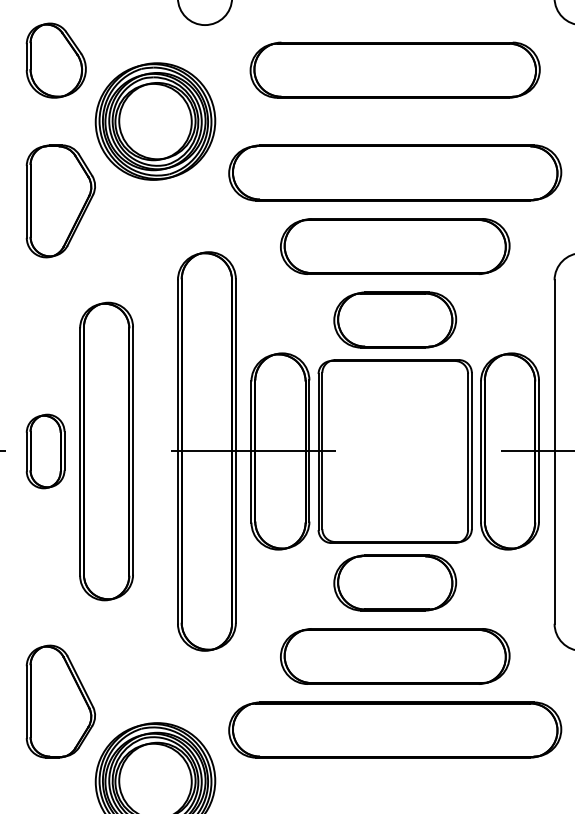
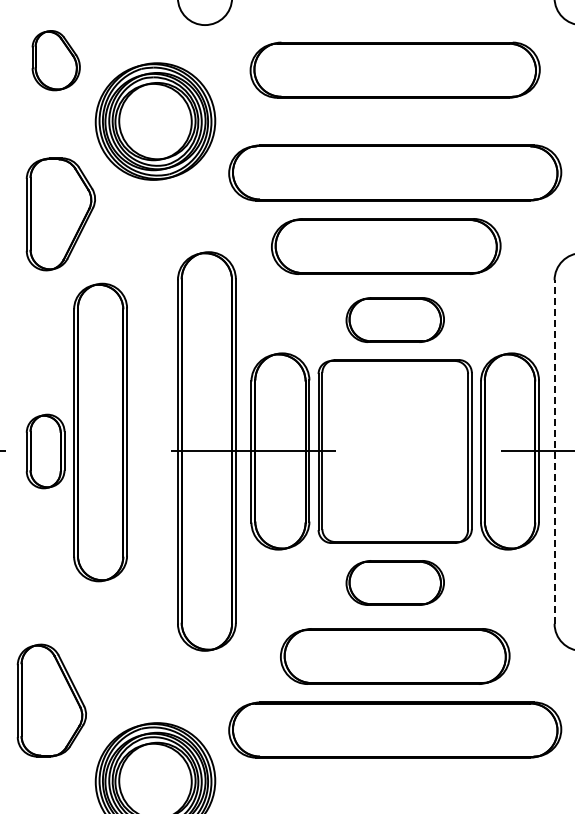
part size: 62x77 px -> 50x62 px (55, 60)
part position: (60, 201) -> (60, 214) (60, 214)
part position: (395, 246) -> (386, 246) (386, 246)
part size: 125x58 px -> 100x46 px (394, 319)
part position: (106, 451) -> (100, 432) (100, 432)
line: solid -> dashed (554, 452)
part size: 125x58 px -> 100x46 px (394, 582)
part position: (60, 701) -> (51, 700) (51, 700)
